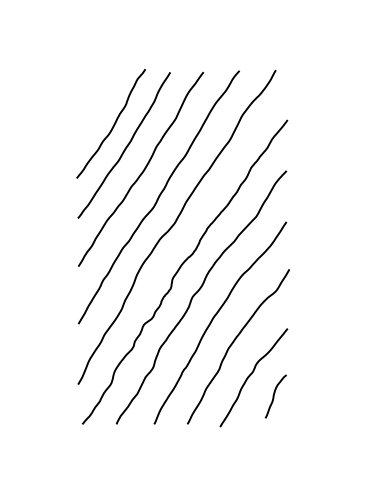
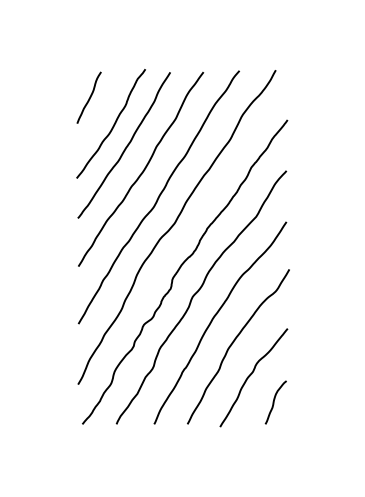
curve: none -> present (89, 97)
curve position: (274, 396) -> (274, 402) (274, 402)
